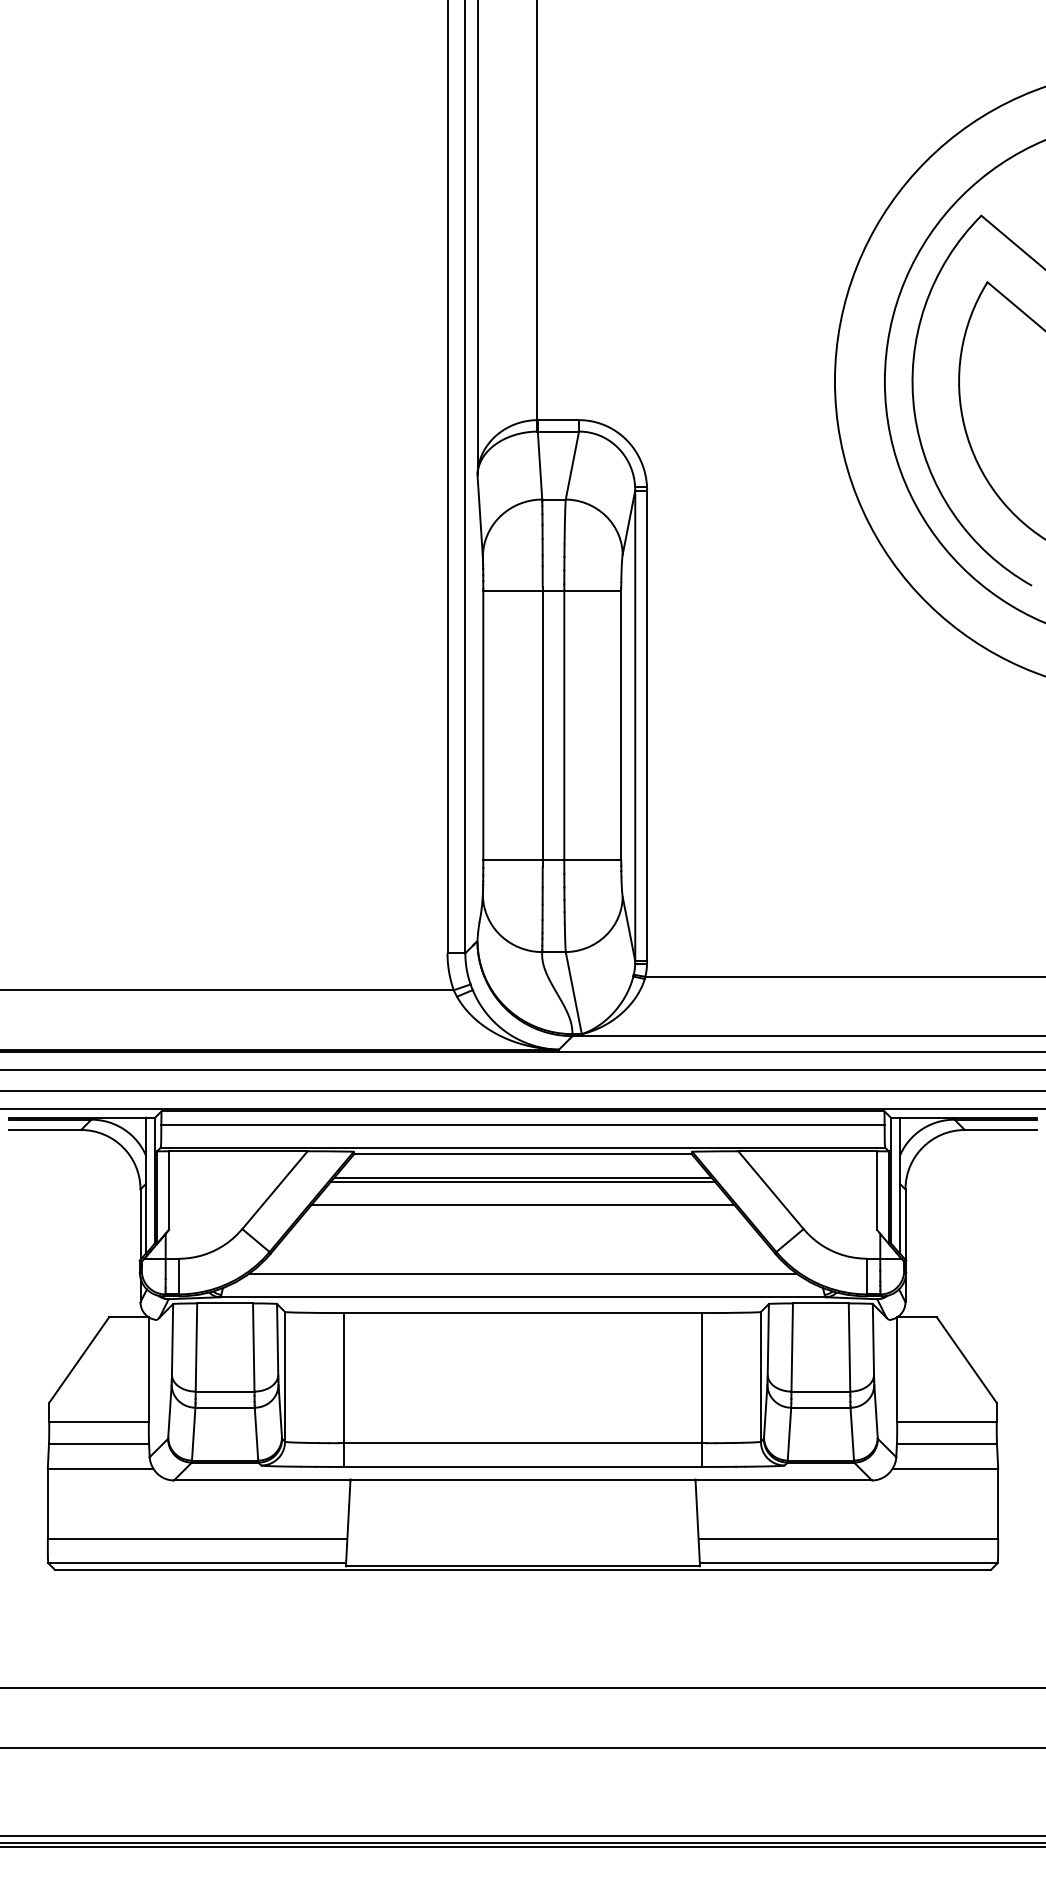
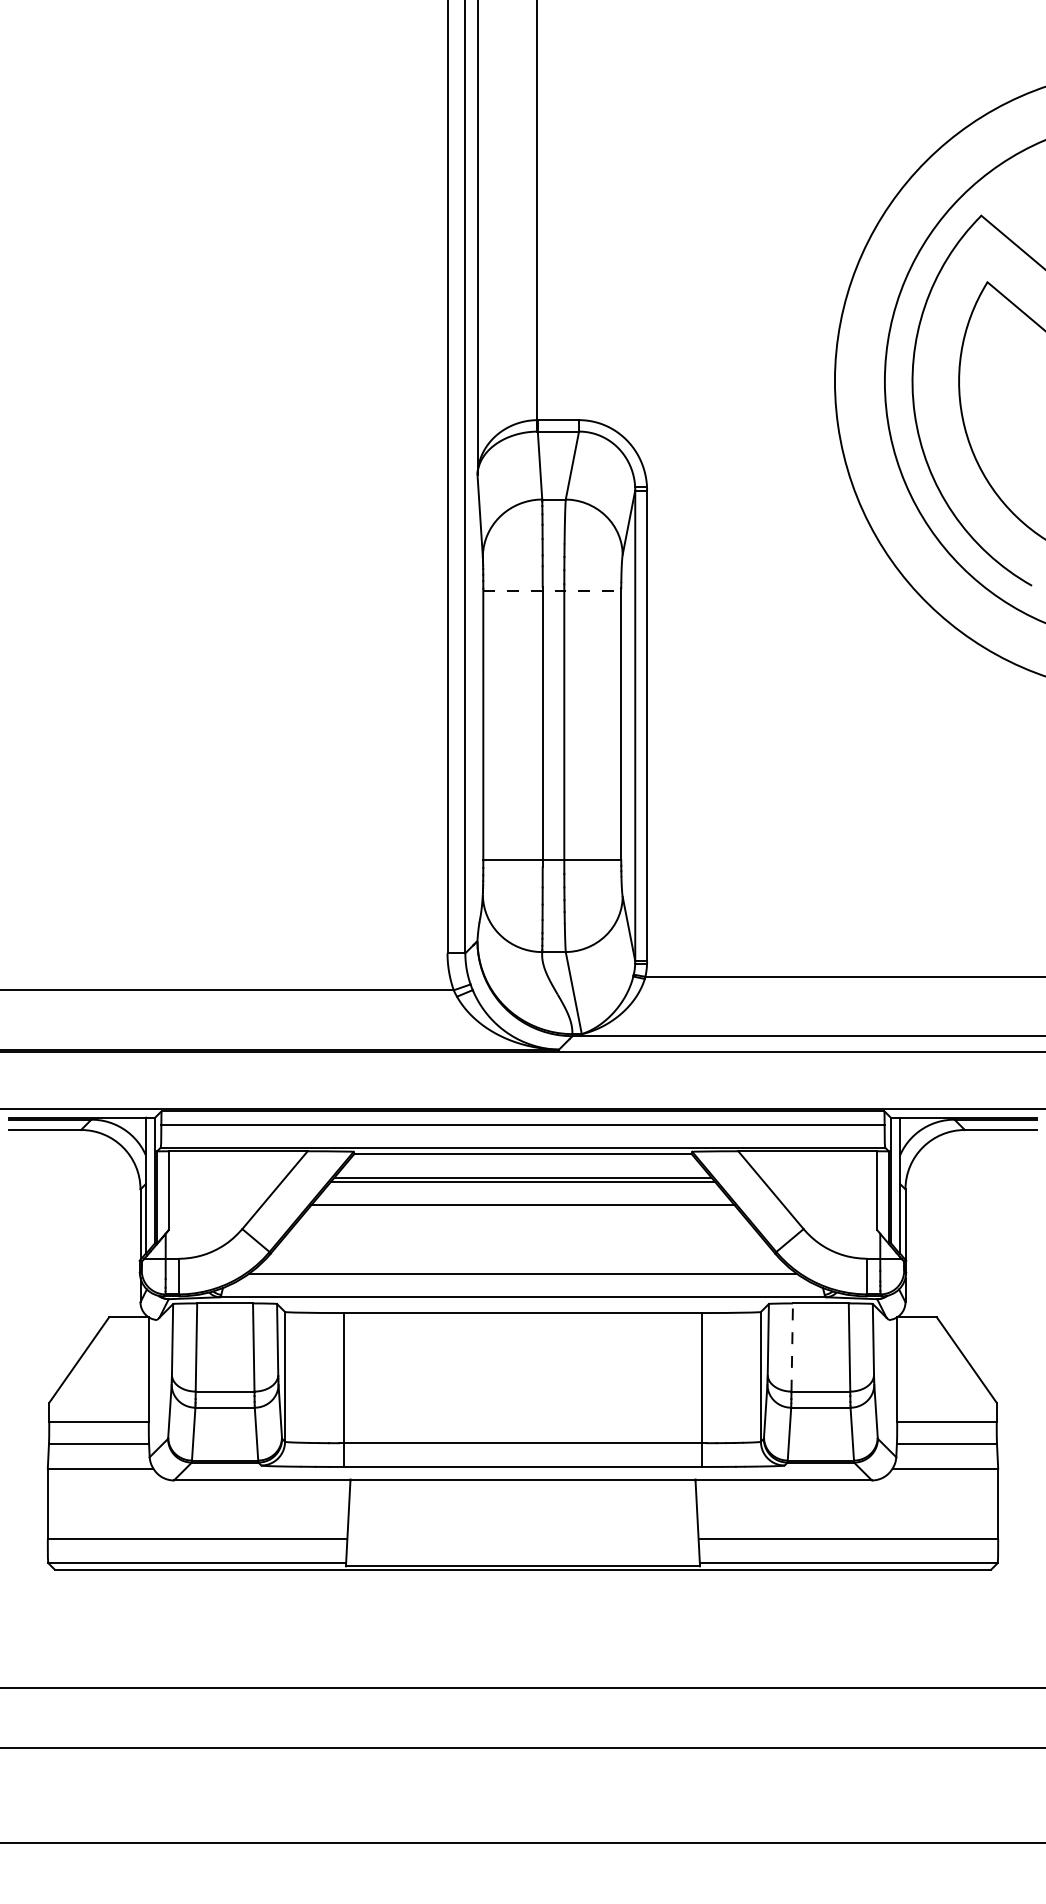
line: solid -> dashed (552, 591)
line: present -> none (522, 1070)
line: present -> none (522, 1090)
line: solid -> dashed (792, 1347)
line: present -> none (522, 1835)
line: present -> none (522, 1846)
